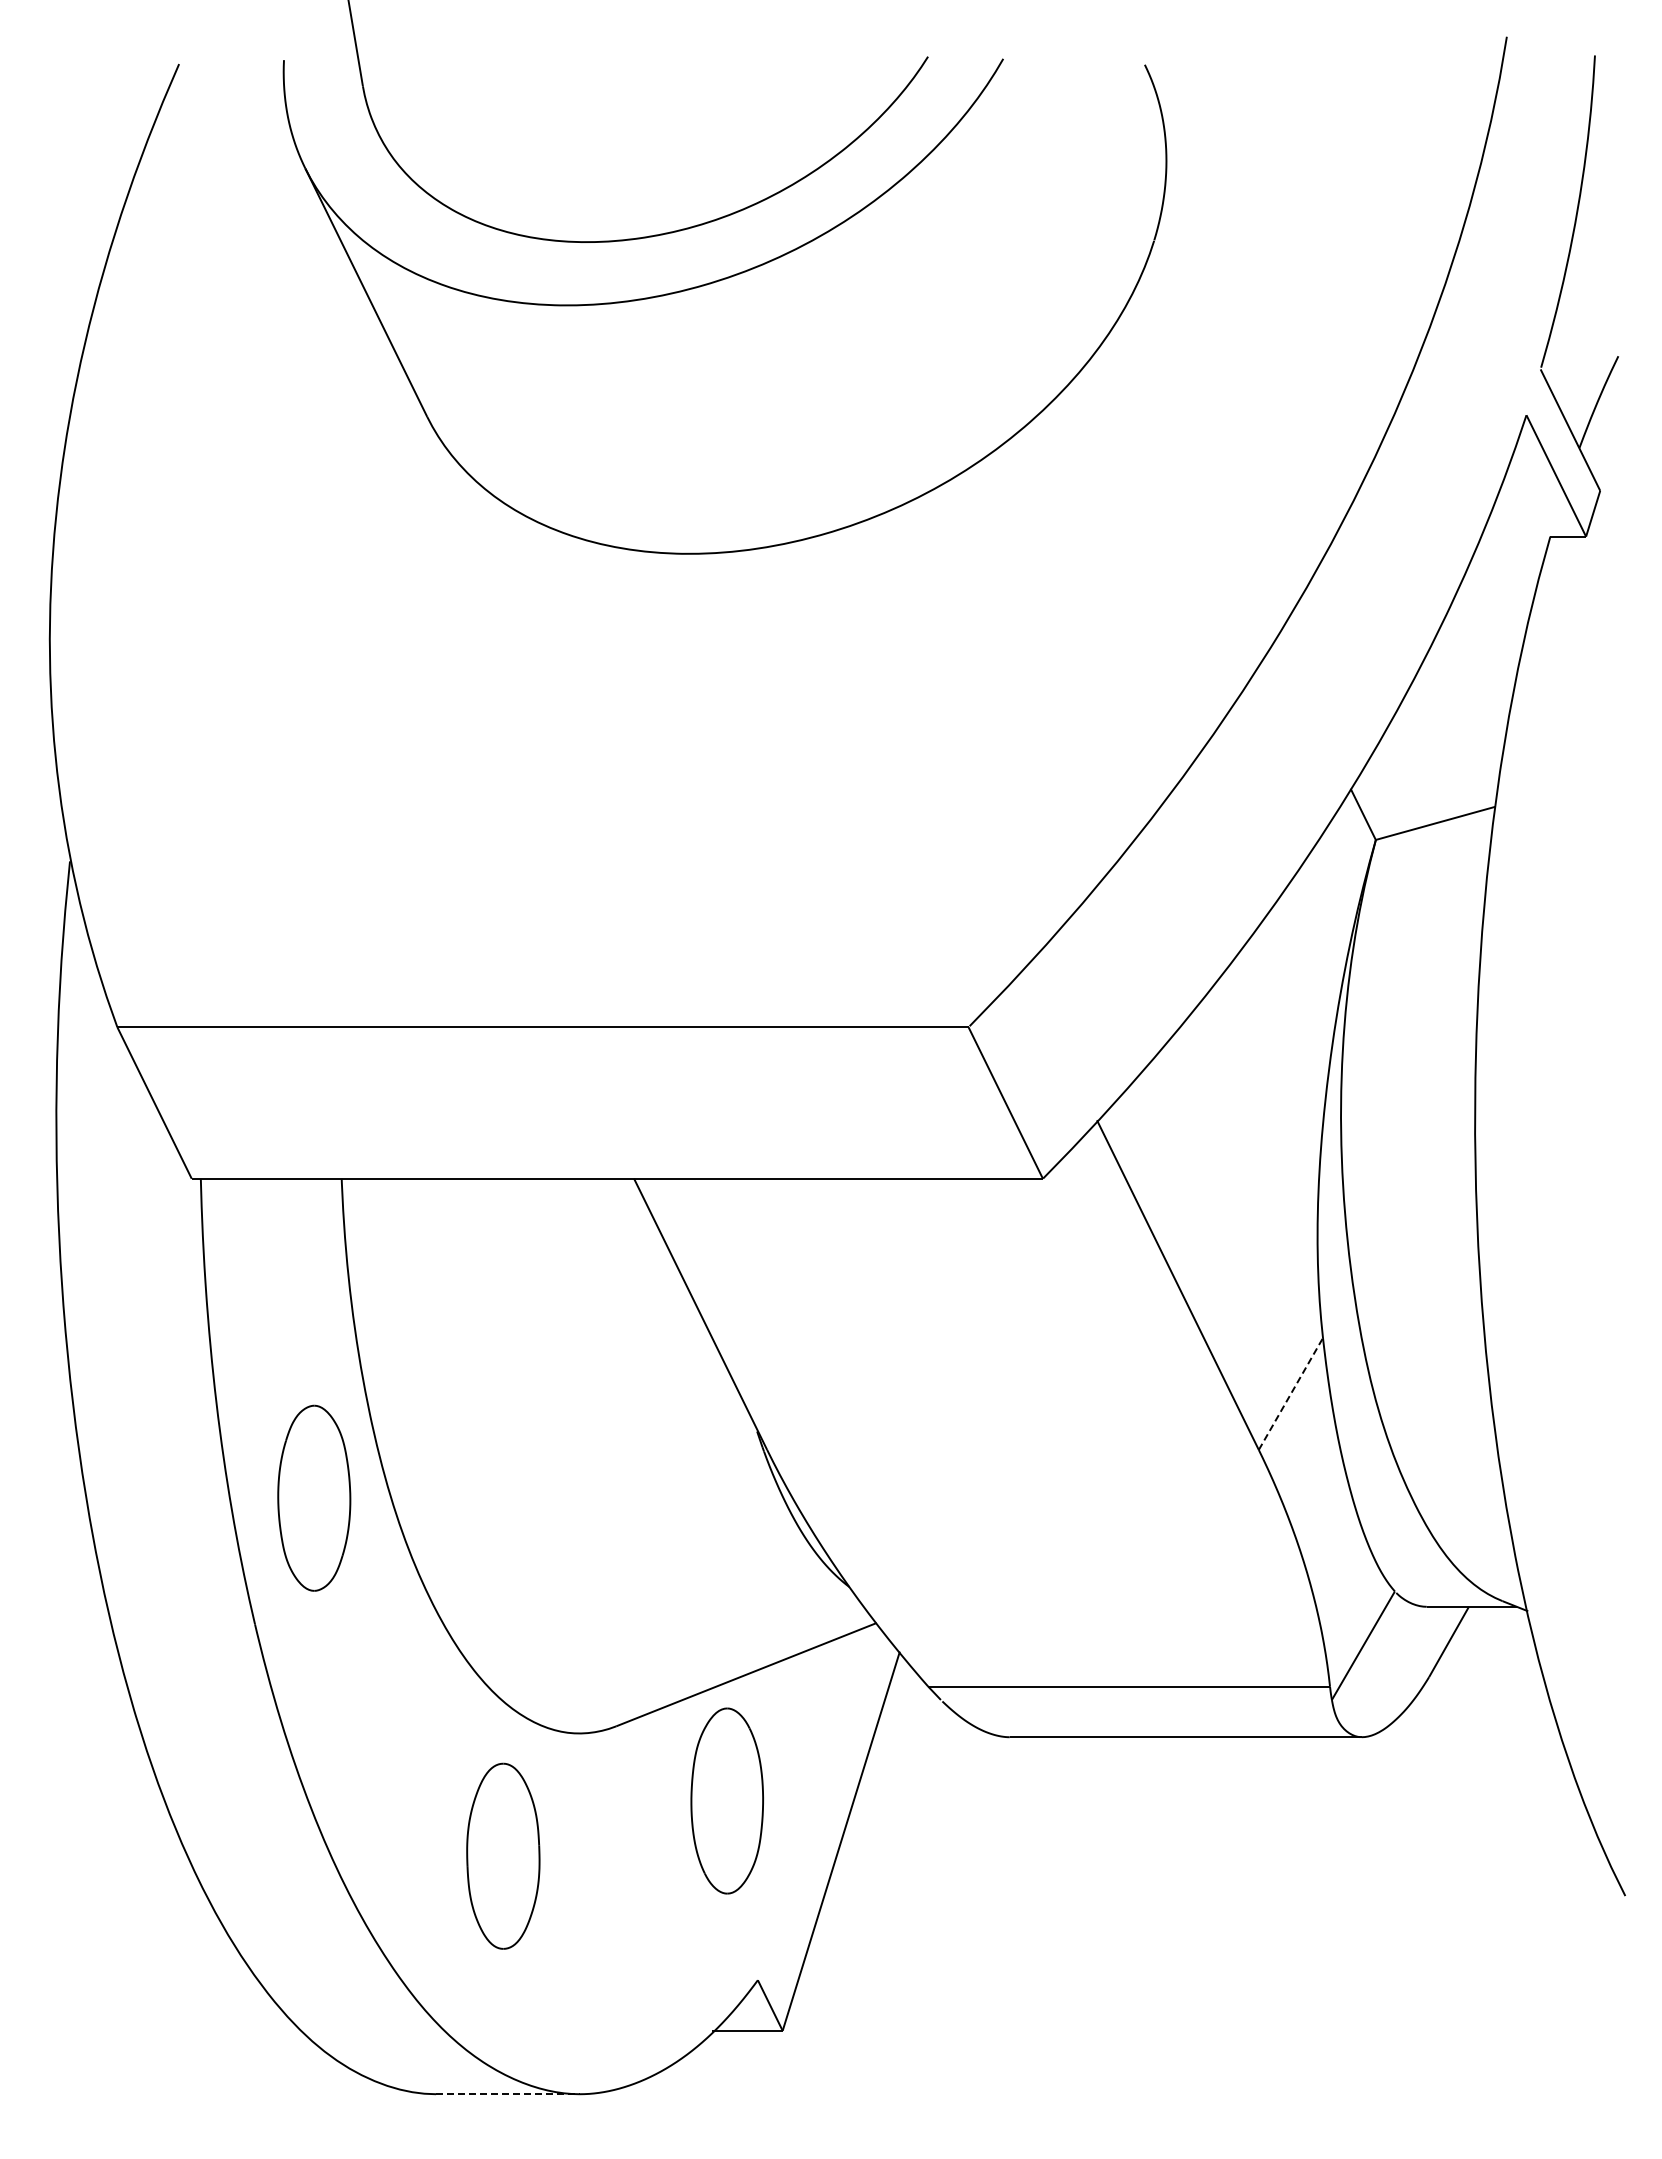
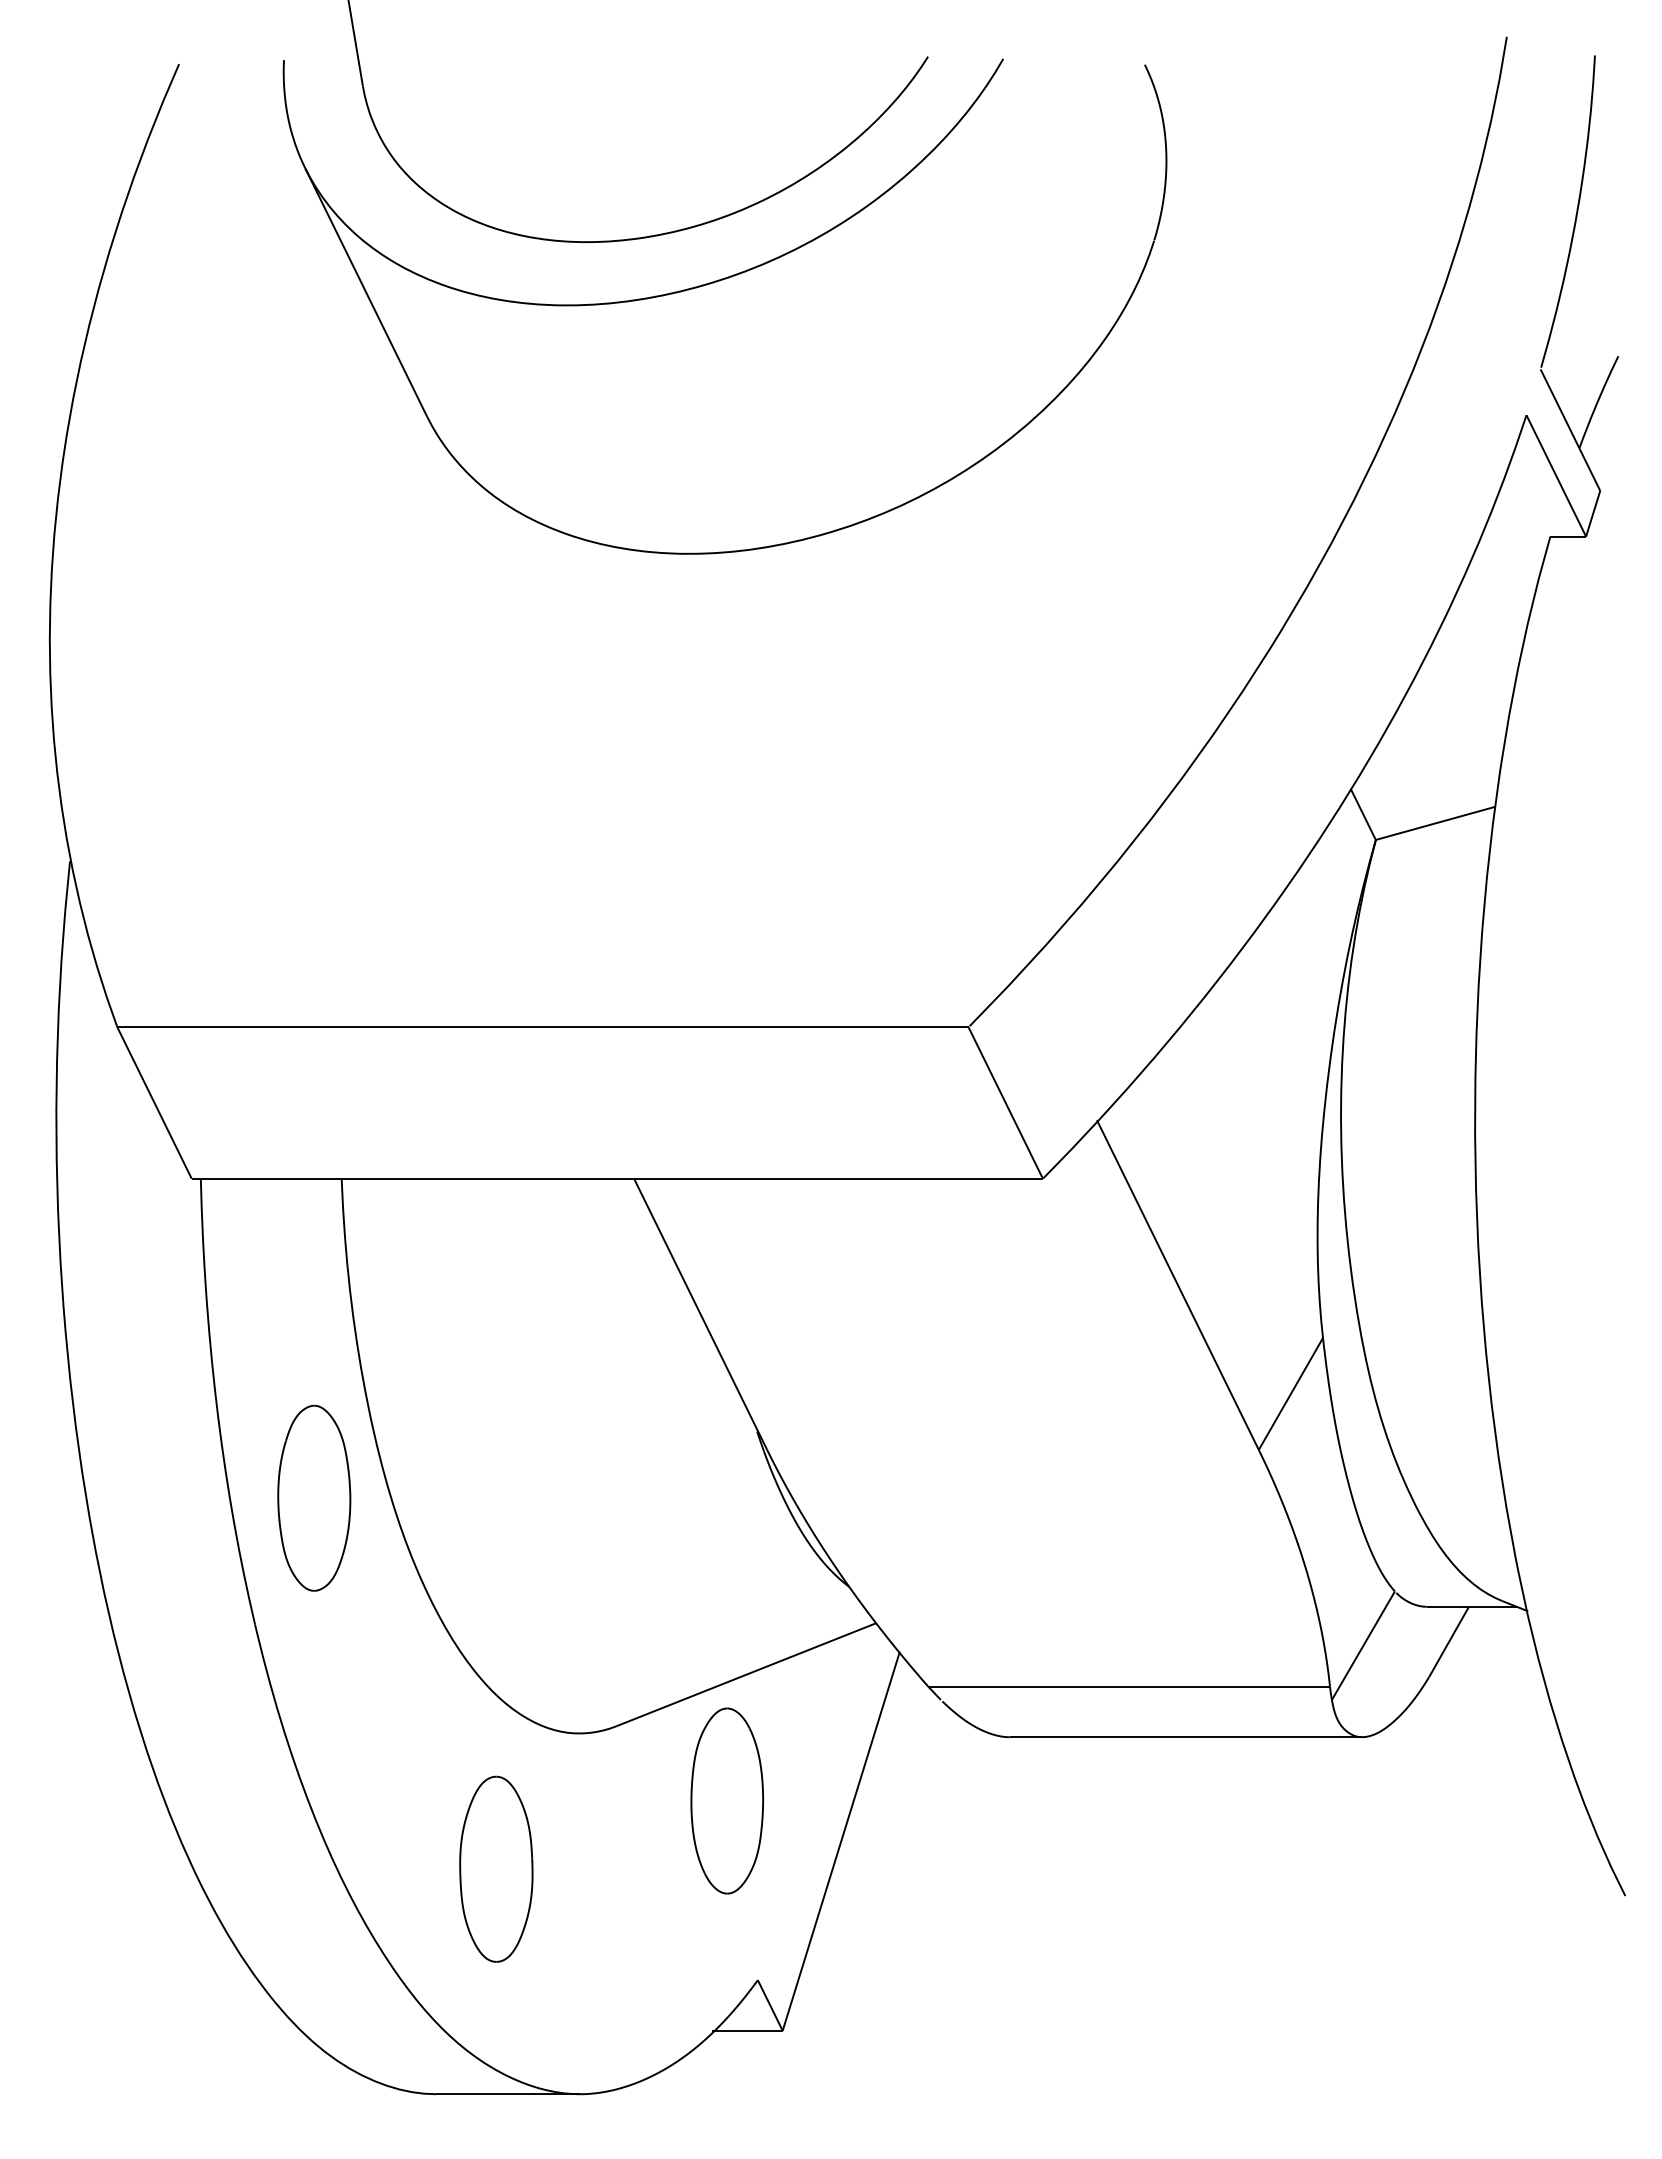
line: dashed -> solid (1291, 1393)
part position: (503, 1855) -> (496, 1868) (496, 1868)
line: dashed -> solid (507, 2094)
